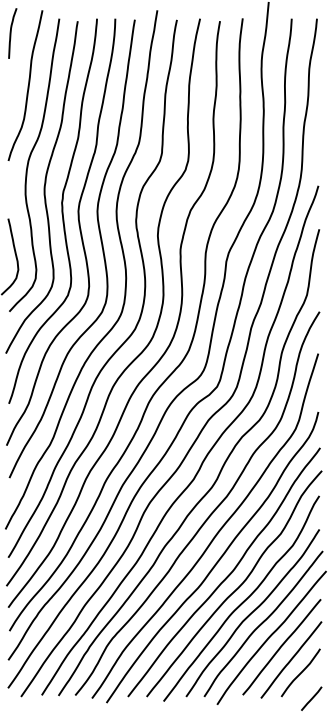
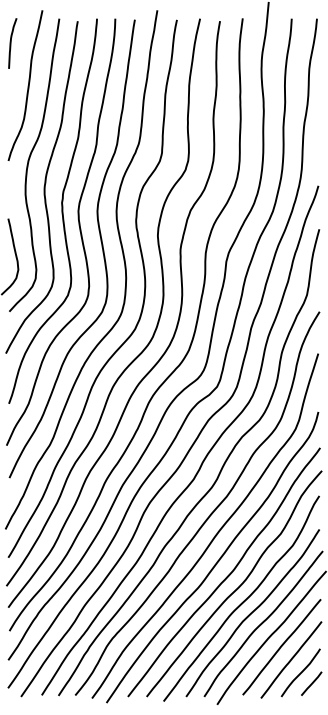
curve position: (11, 33) -> (11, 43) (11, 43)
line position: (311, 698) -> (311, 683) (311, 683)
